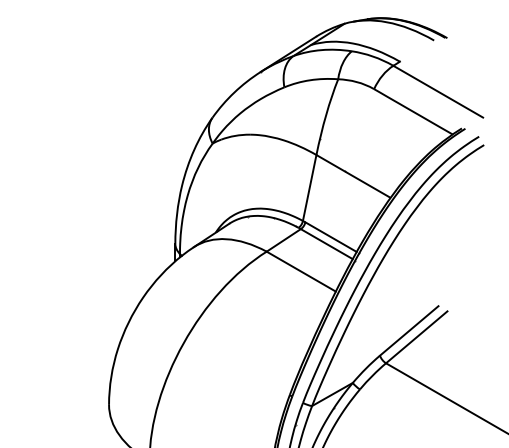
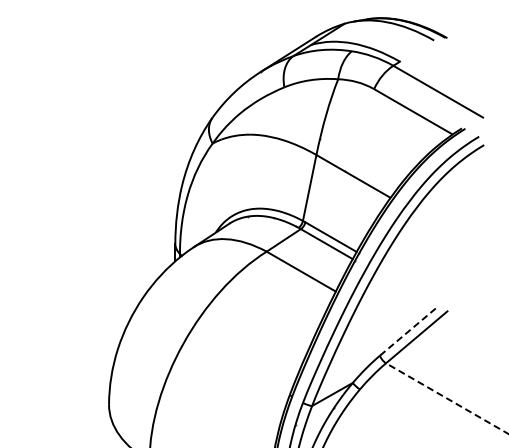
line: solid -> dashed (409, 330)
line: solid -> dashed (447, 398)
